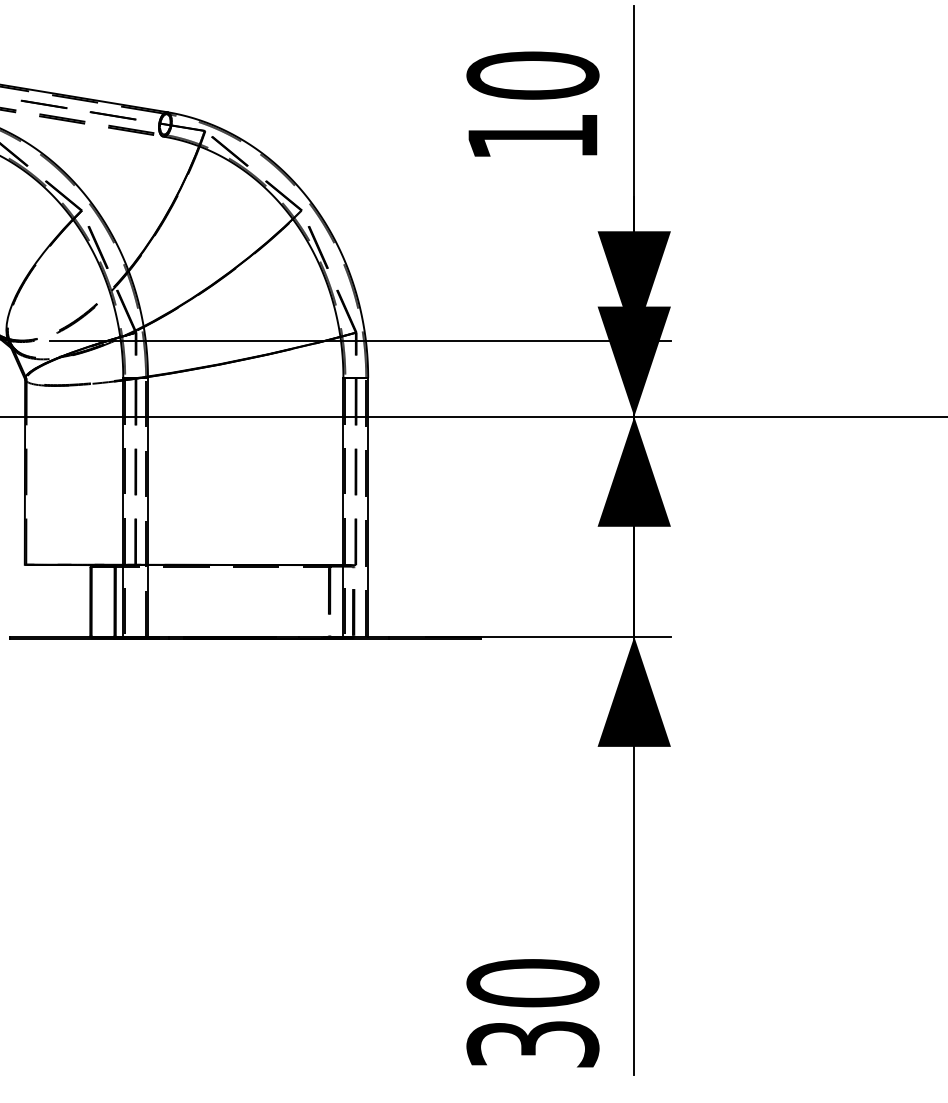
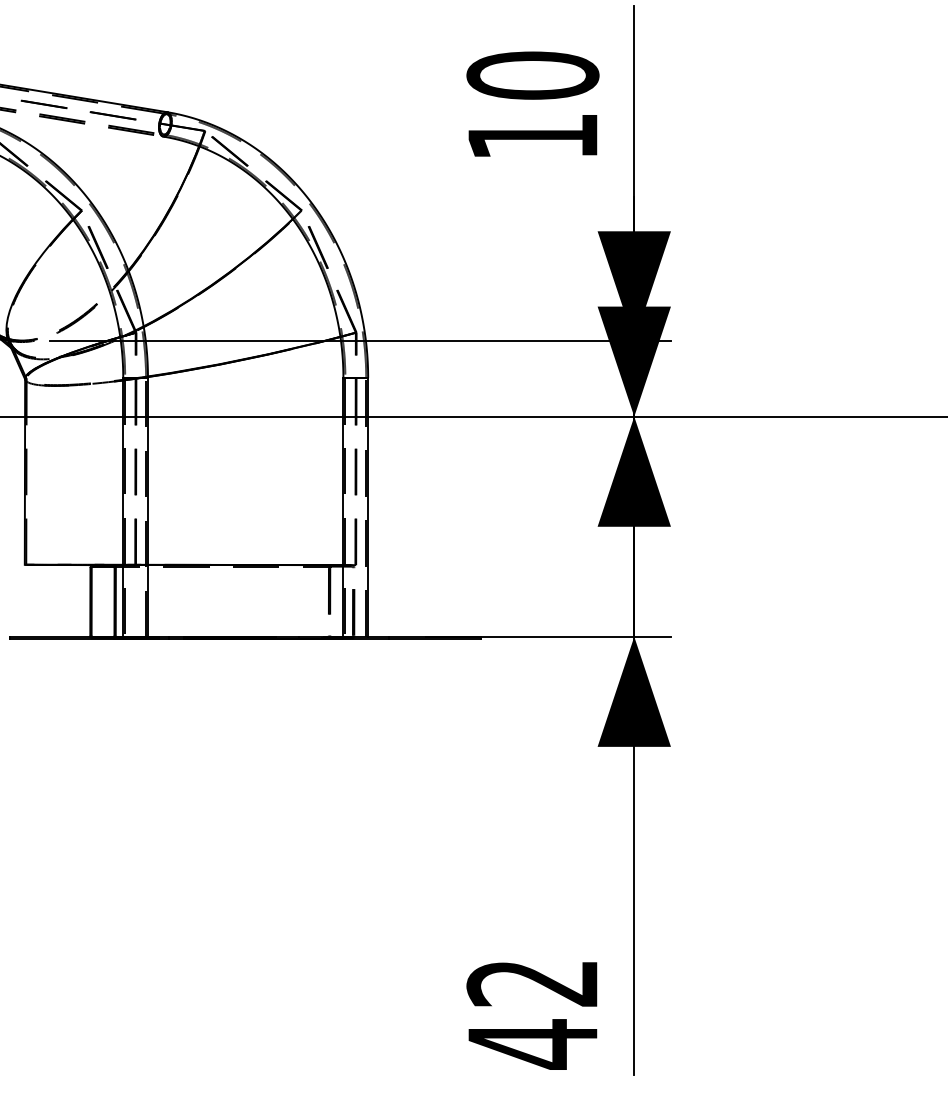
text: 30 -> 42 (532, 1014)
